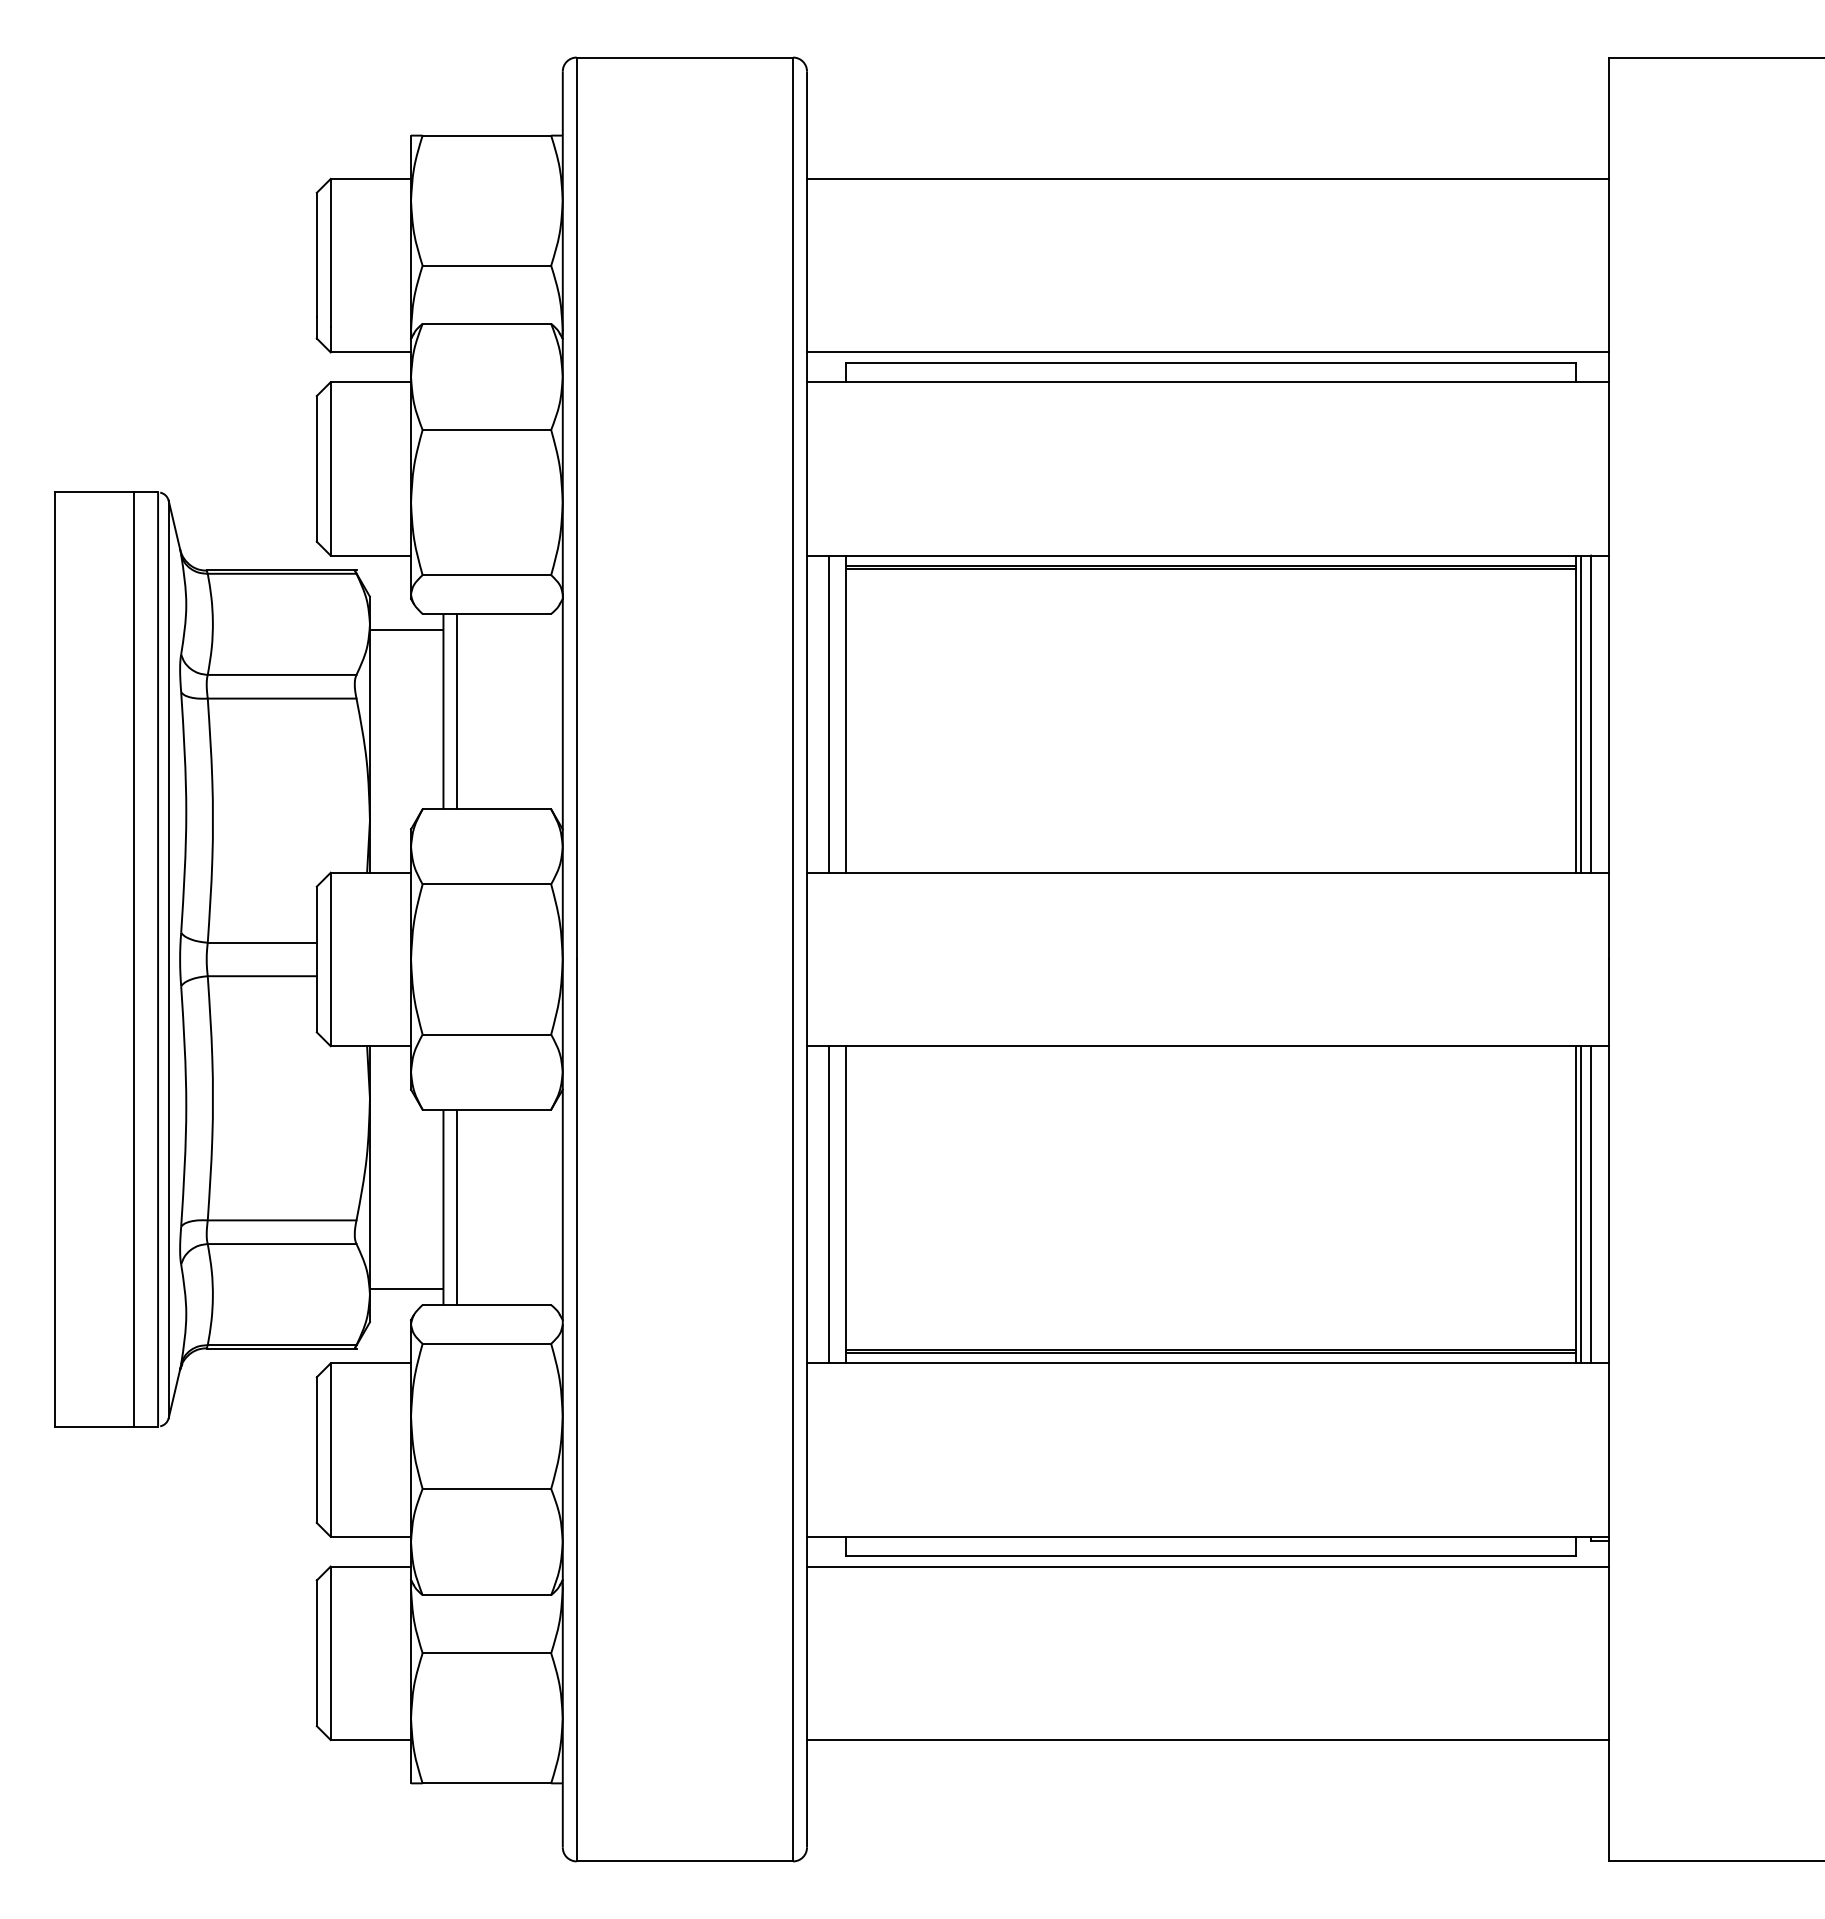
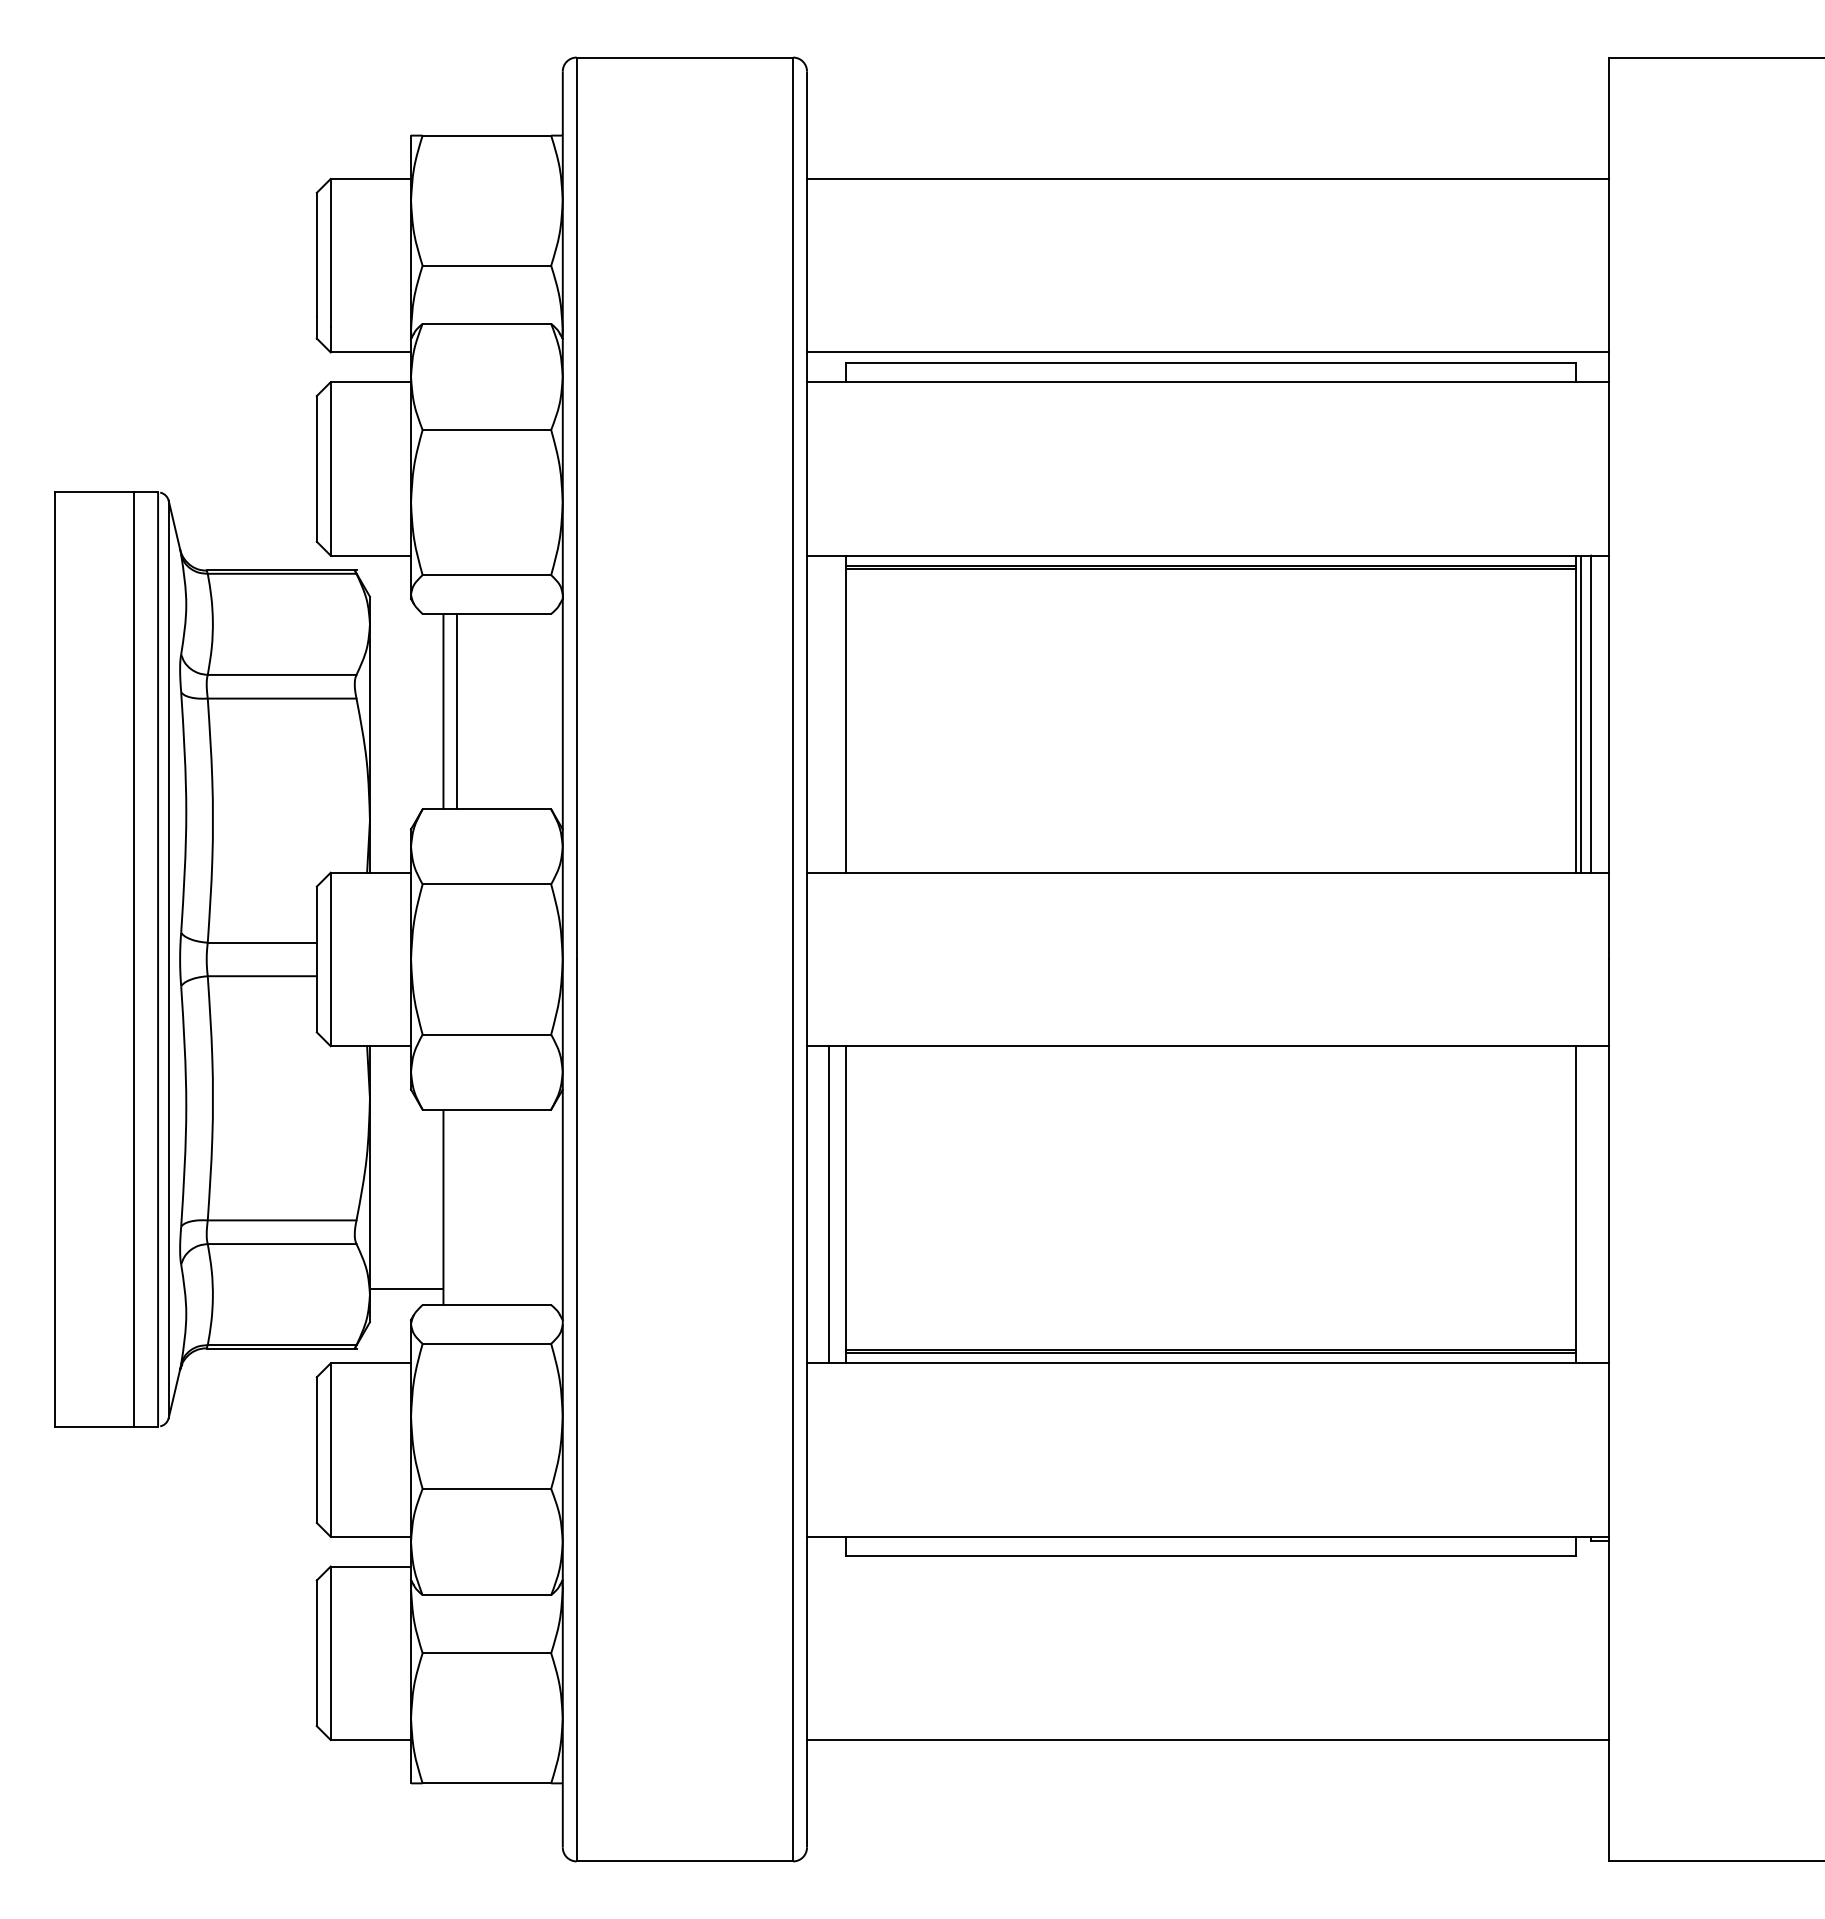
line: present -> none (406, 630)
line: present -> none (828, 713)
line: present -> none (1580, 1204)
line: present -> none (1591, 1204)
line: present -> none (457, 1206)
line: present -> none (1207, 1566)
